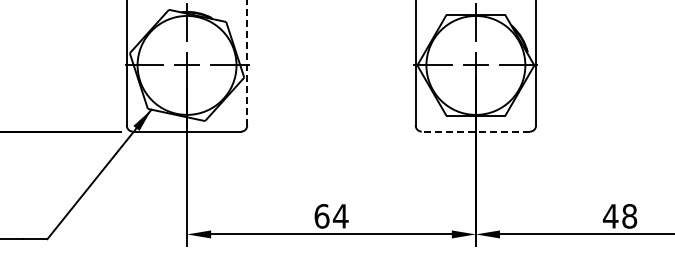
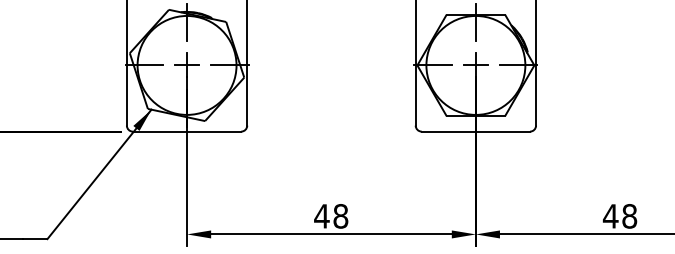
line: dashed -> solid (247, 62)
line: dashed -> solid (475, 131)
text: 64 -> 48 (331, 216)
